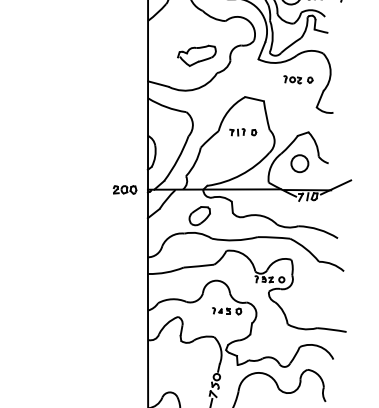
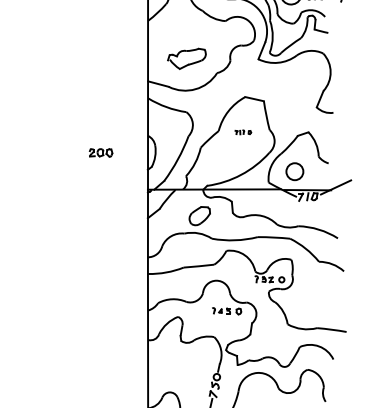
part position: (196, 55) -> (186, 58) (186, 58)
part: present -> none (298, 79)
part size: 29x9 px -> 19x7 px (243, 132)
circle position: (299, 163) -> (294, 171) (294, 171)
part position: (124, 189) -> (100, 152) (100, 152)
